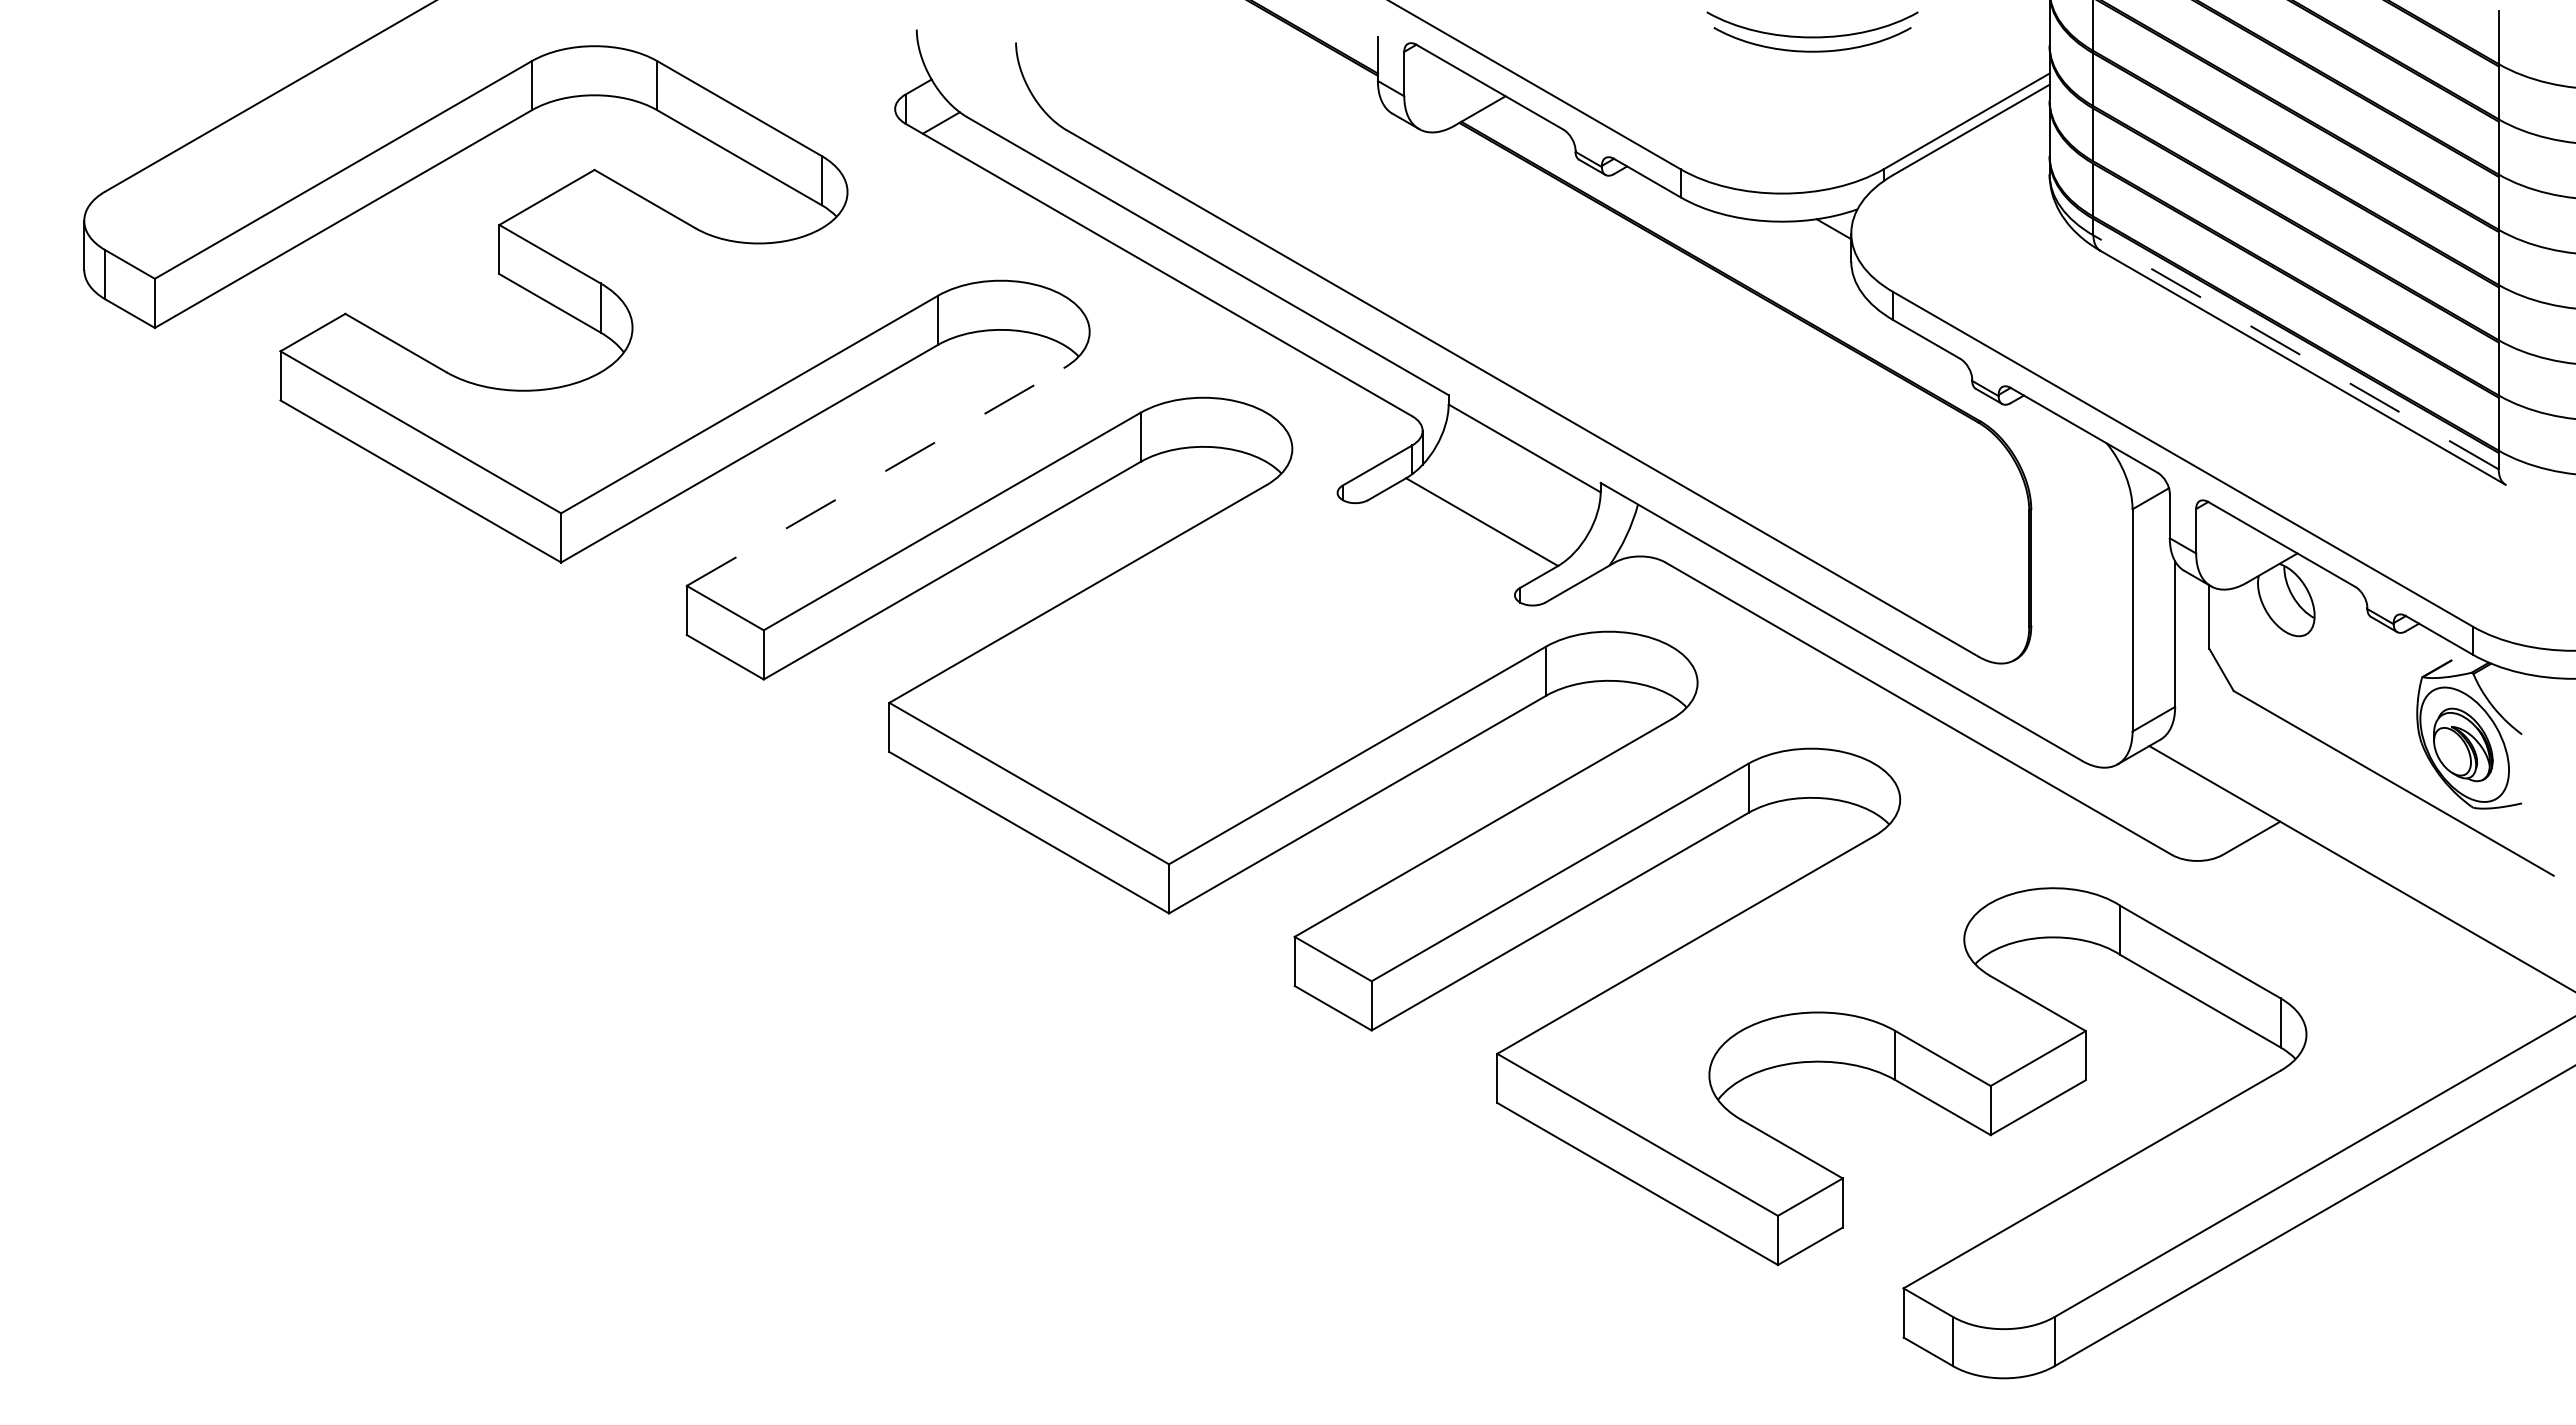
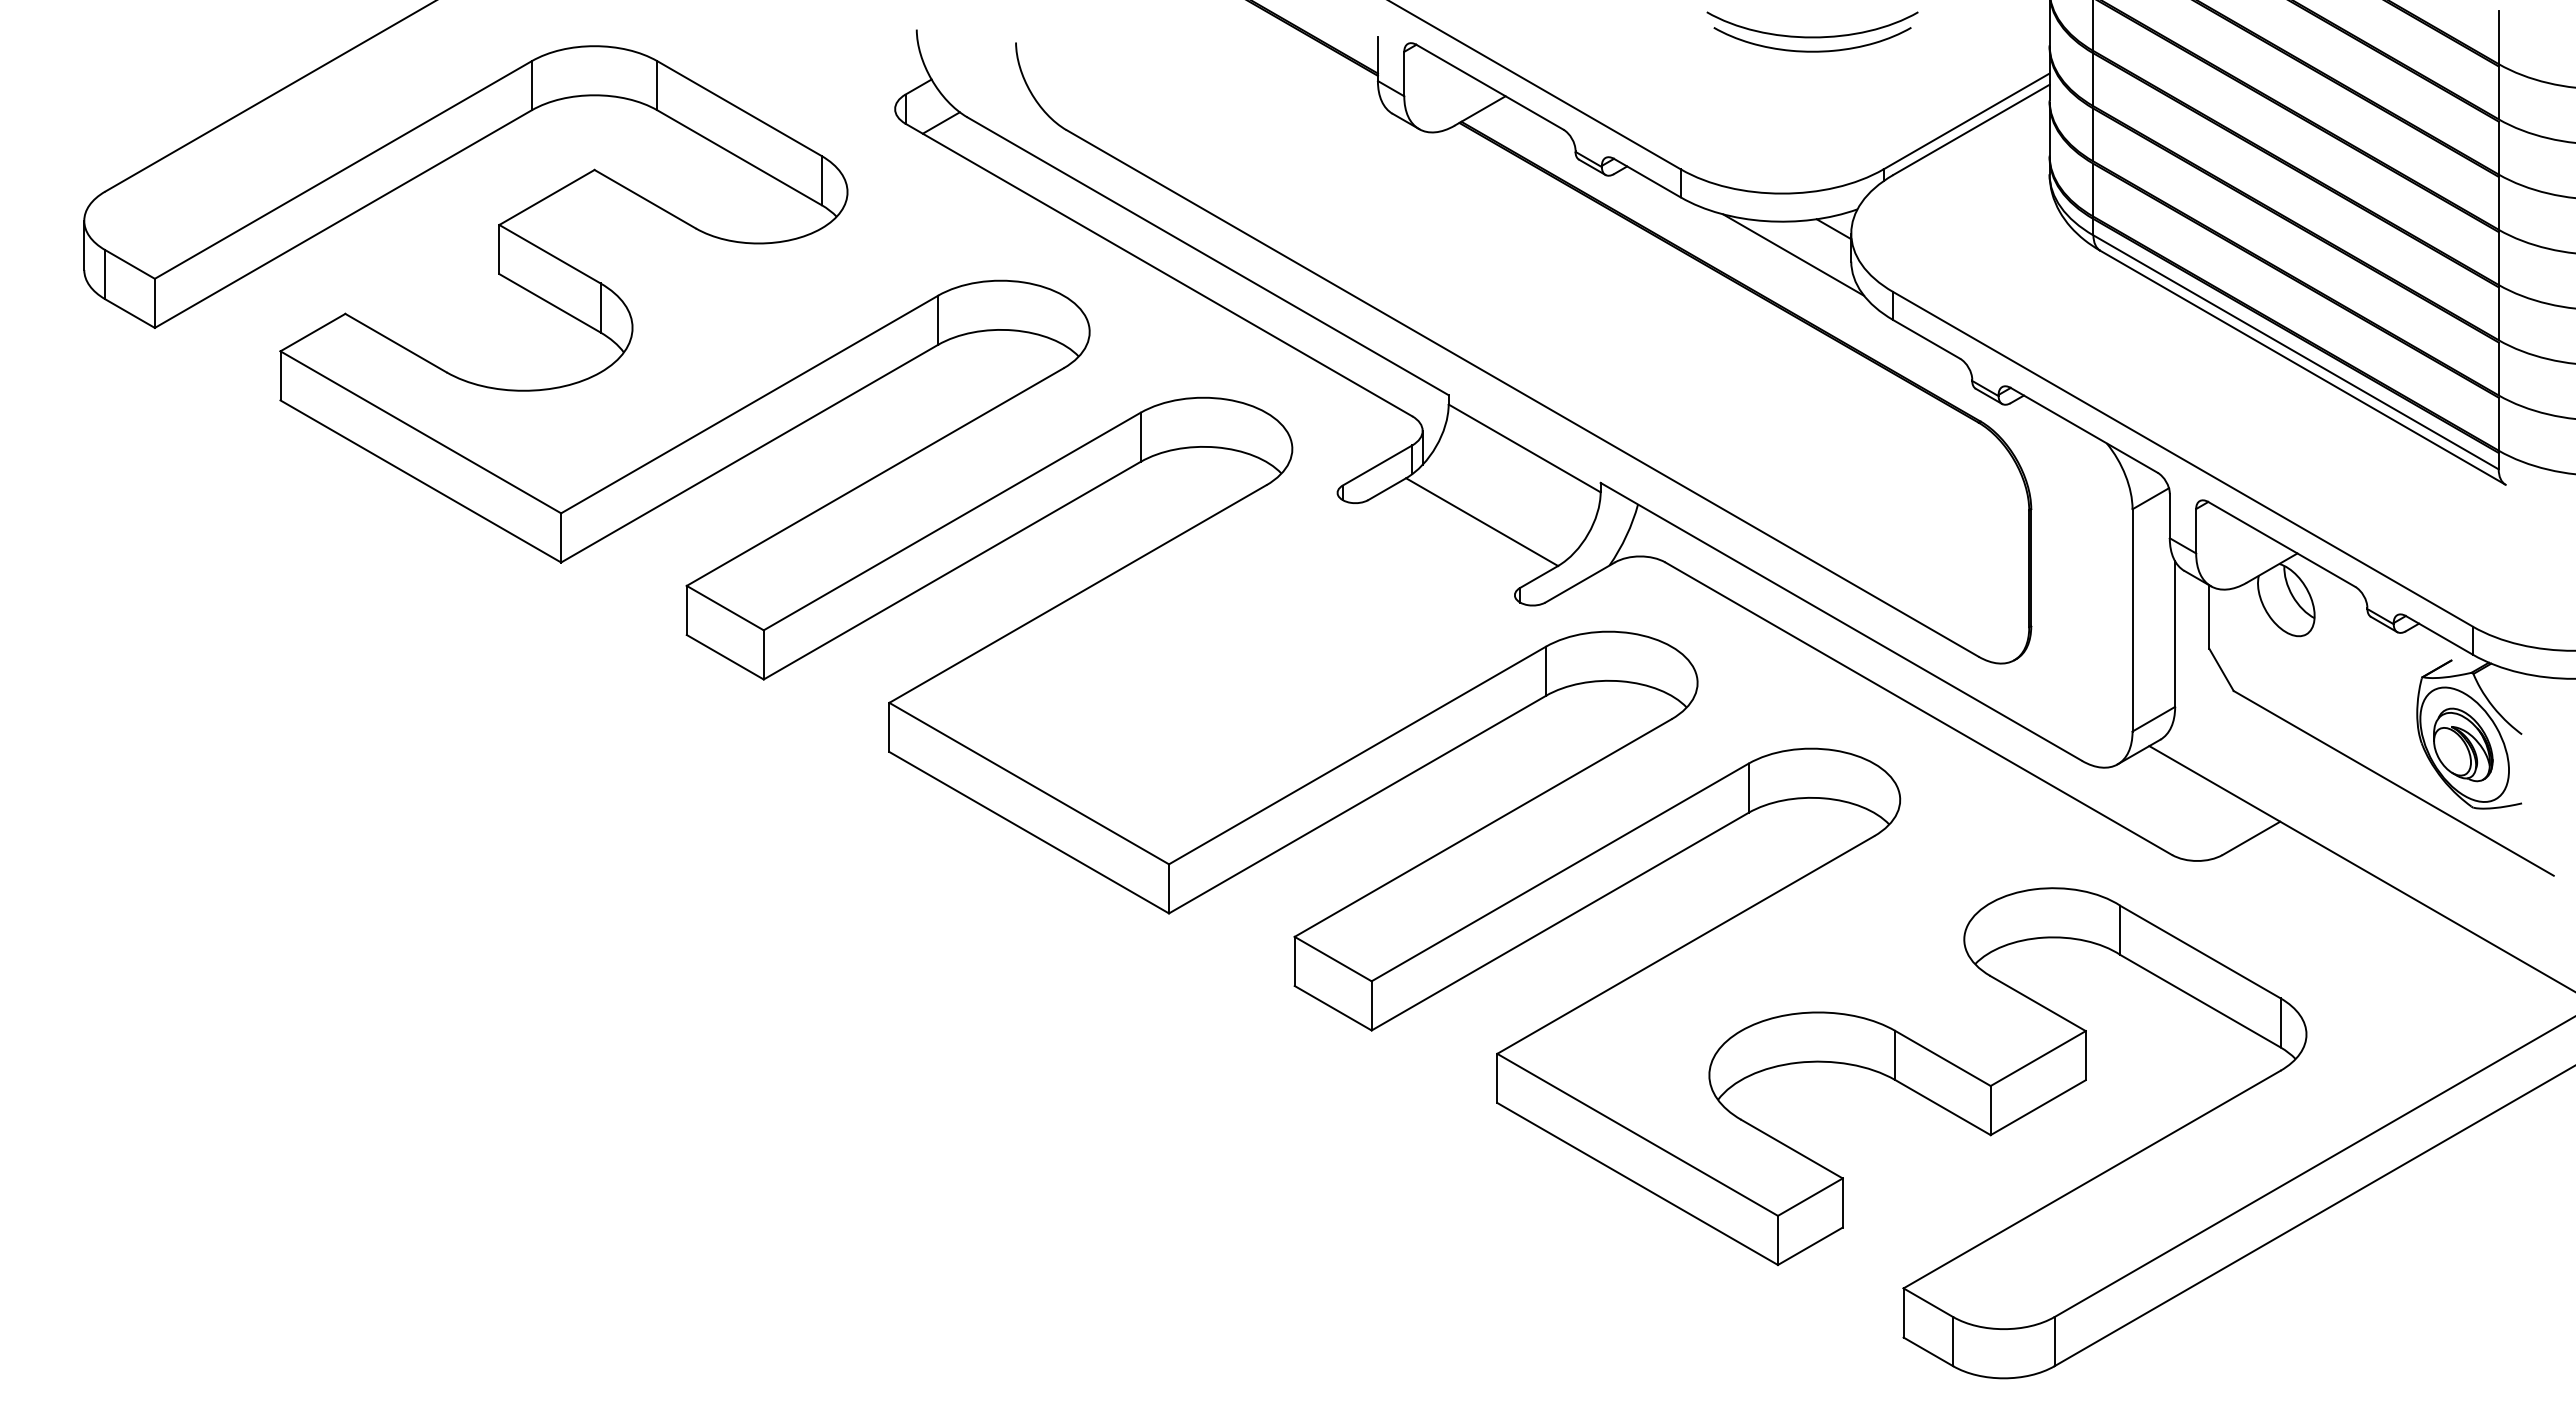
line: none -> present (1793, 254)
line: dashed -> solid (2296, 352)
line: dashed -> solid (875, 477)
